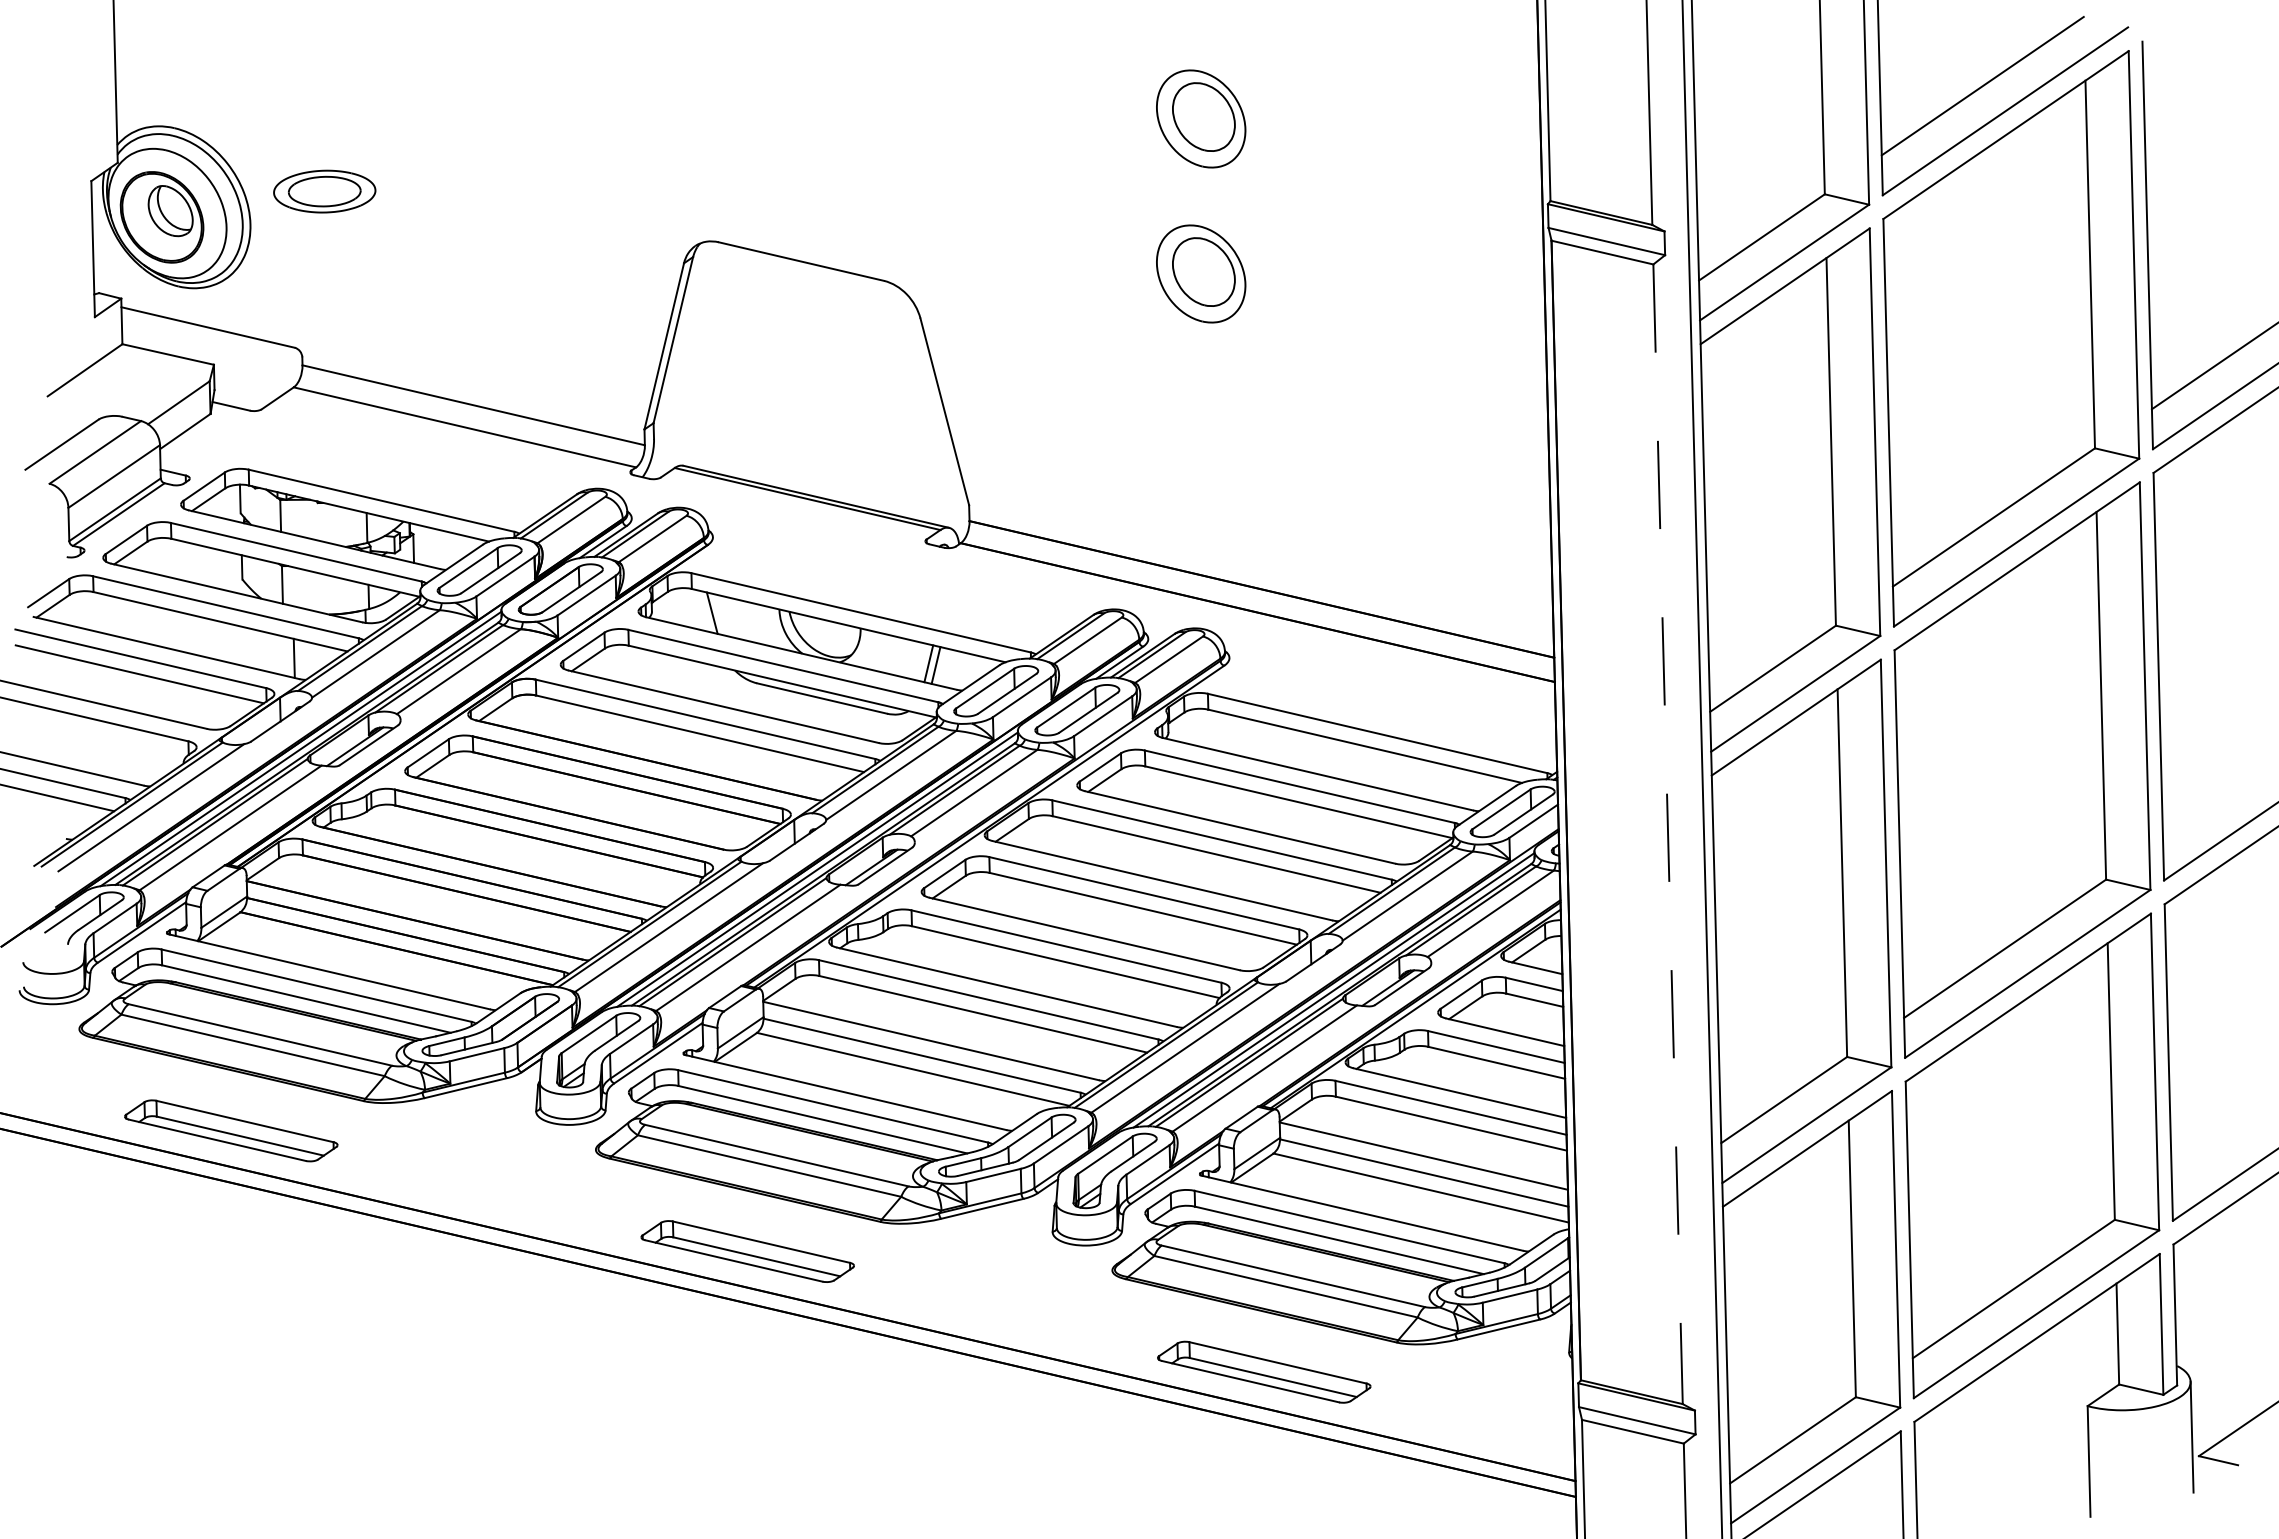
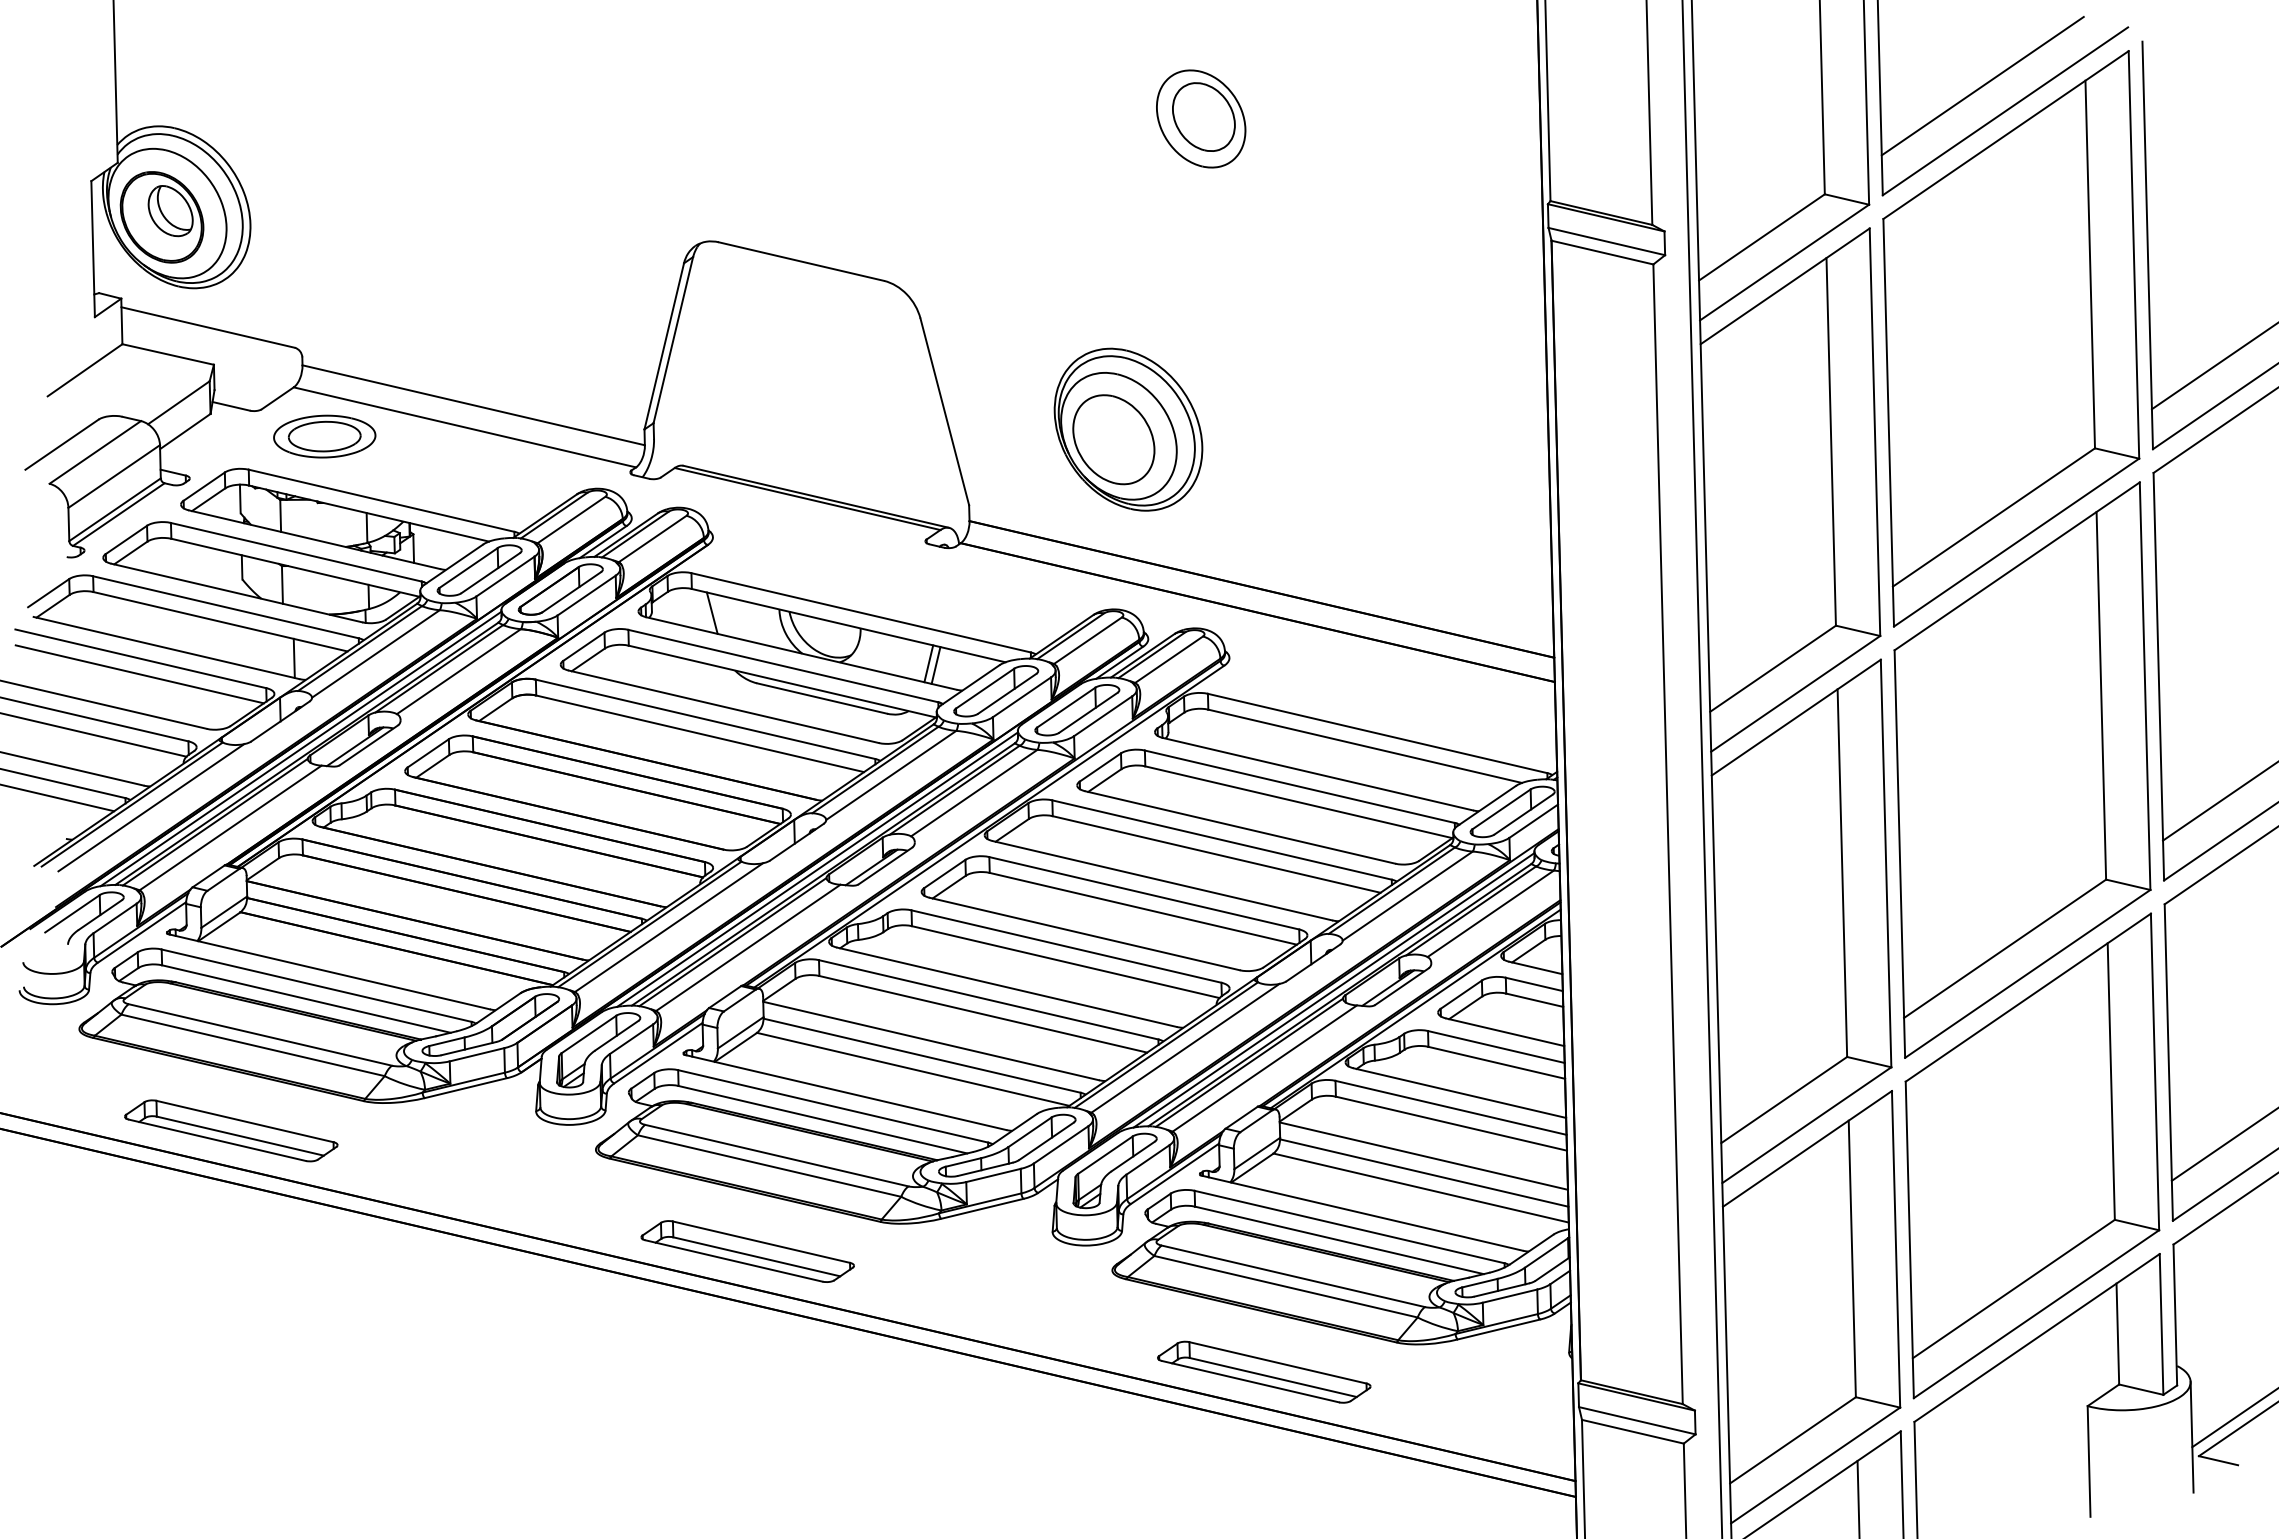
part position: (324, 191) -> (324, 436) (324, 436)
part: present -> none (1201, 273)
part: none -> present (1128, 429)
line: none -> present (94, 734)
line: none -> present (2219, 801)
line: dashed -> solid (1668, 834)
line: none -> present (2223, 1145)
line: none -> present (2233, 1418)
line: none -> present (1858, 1497)
